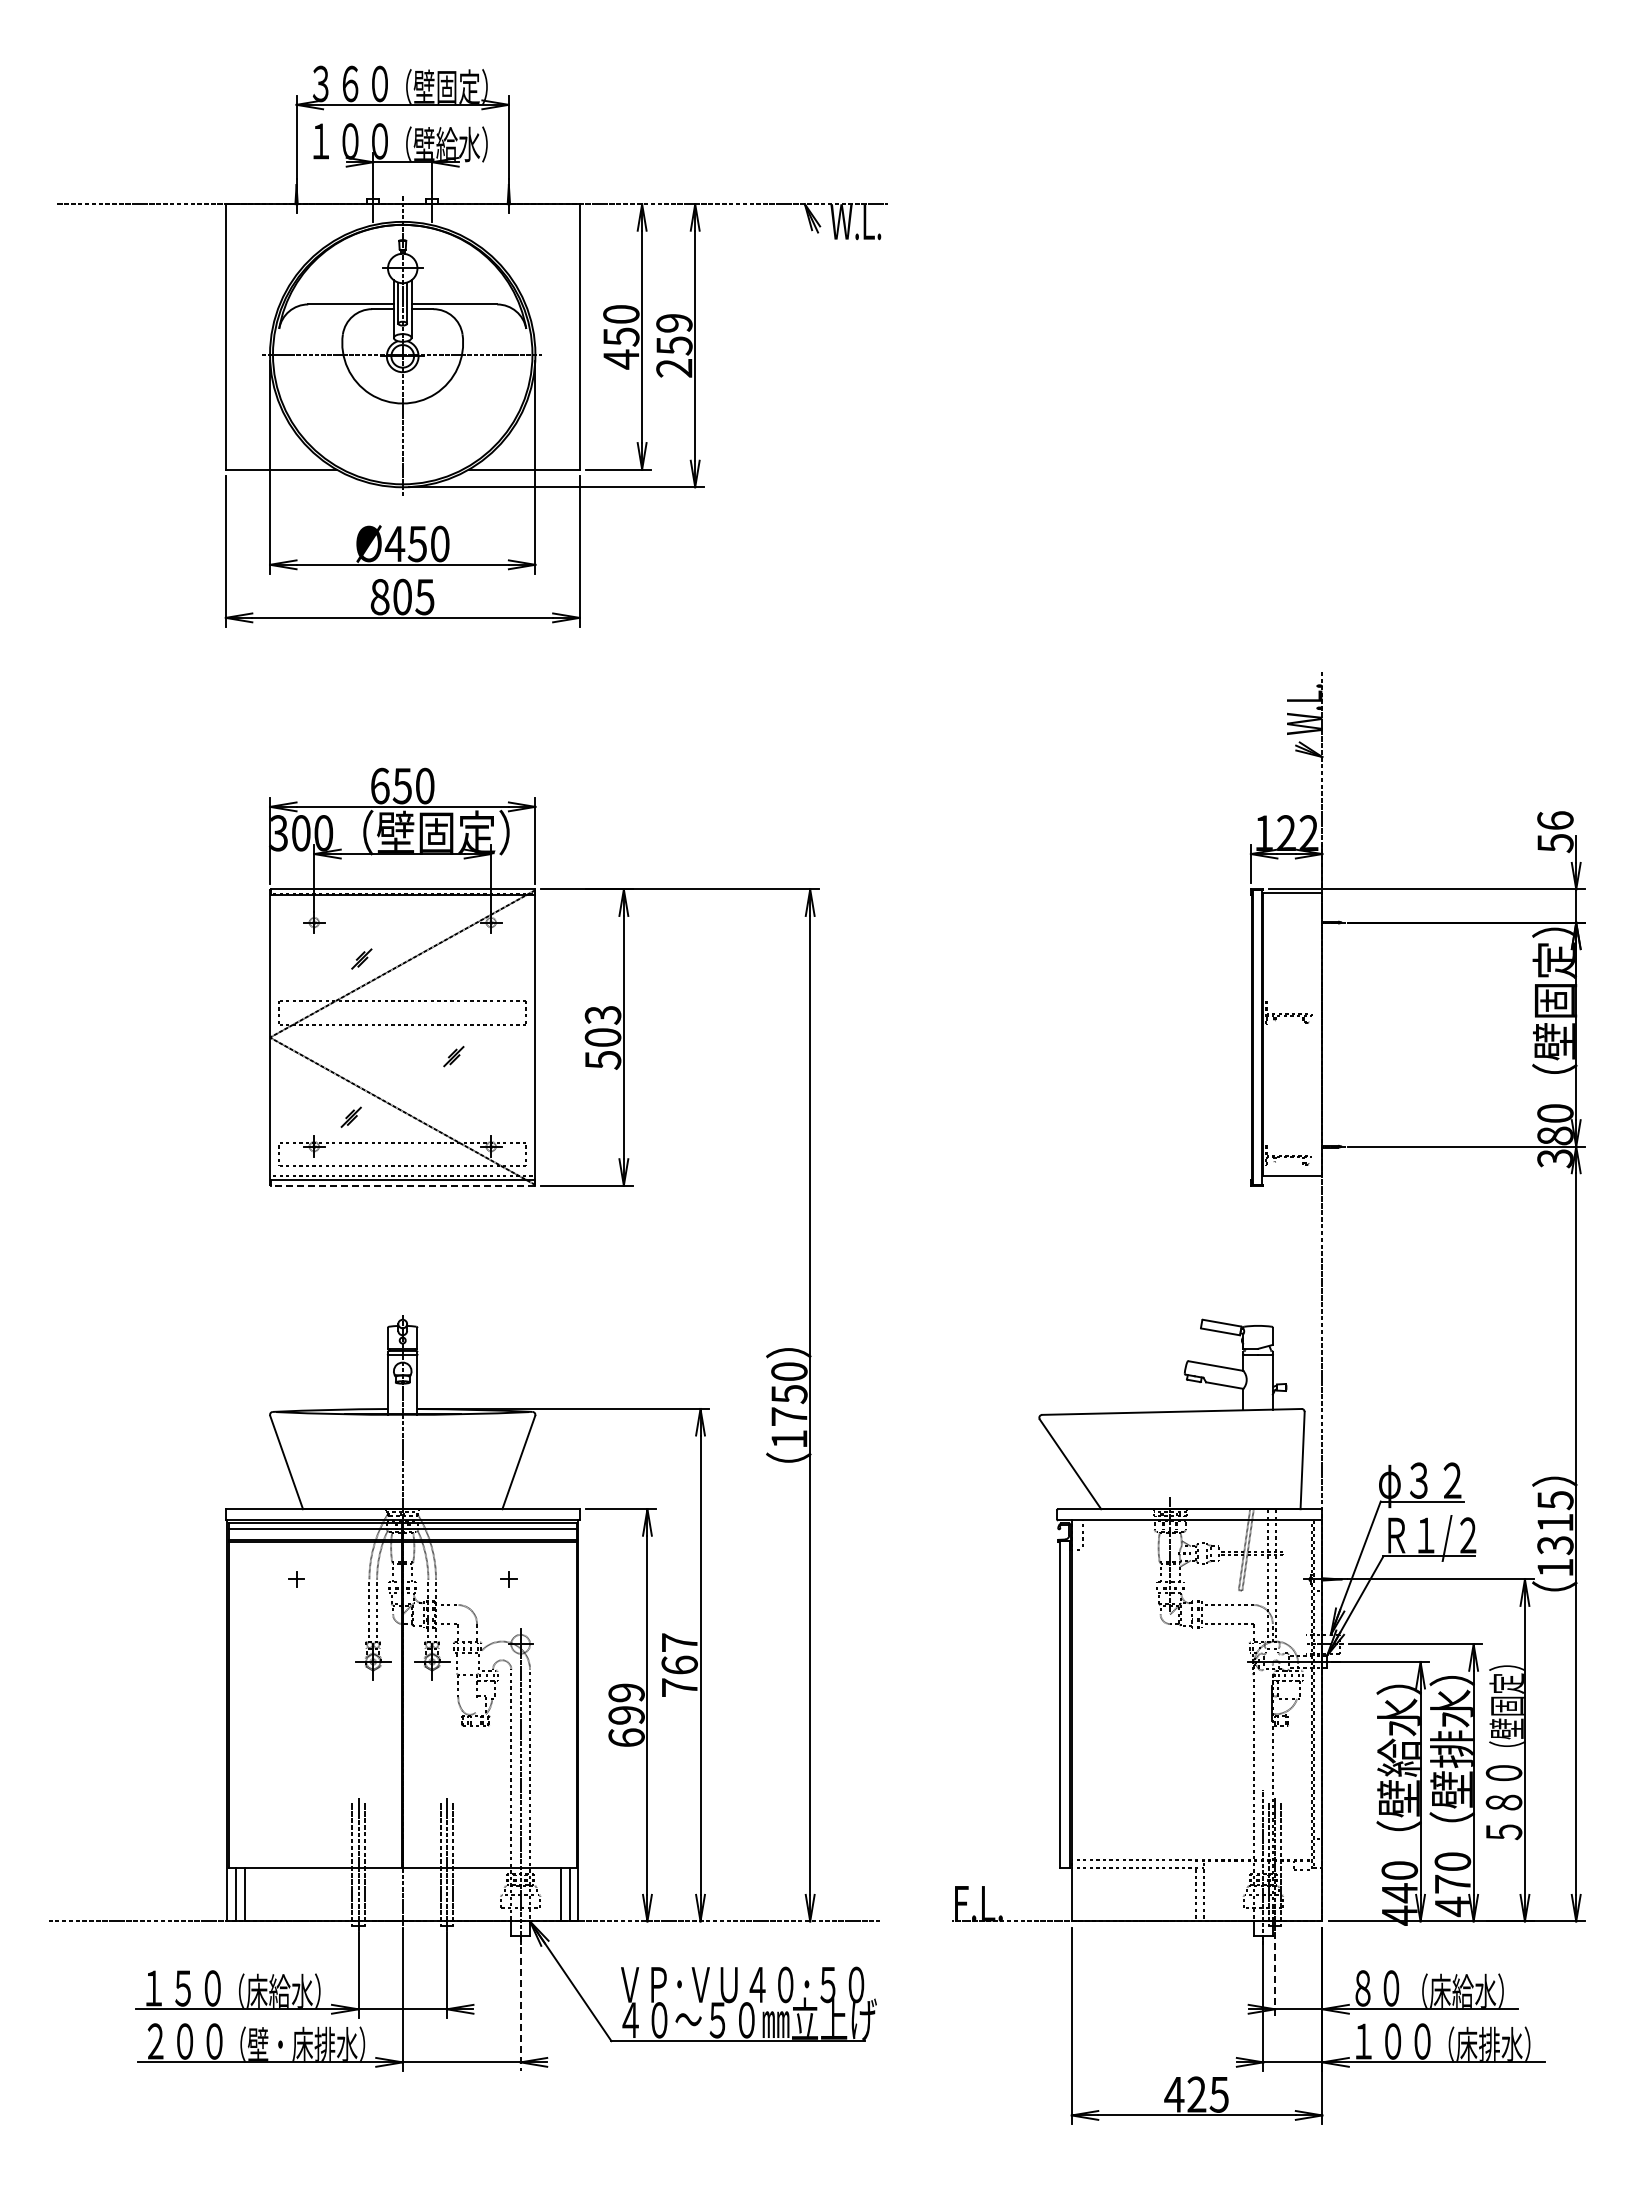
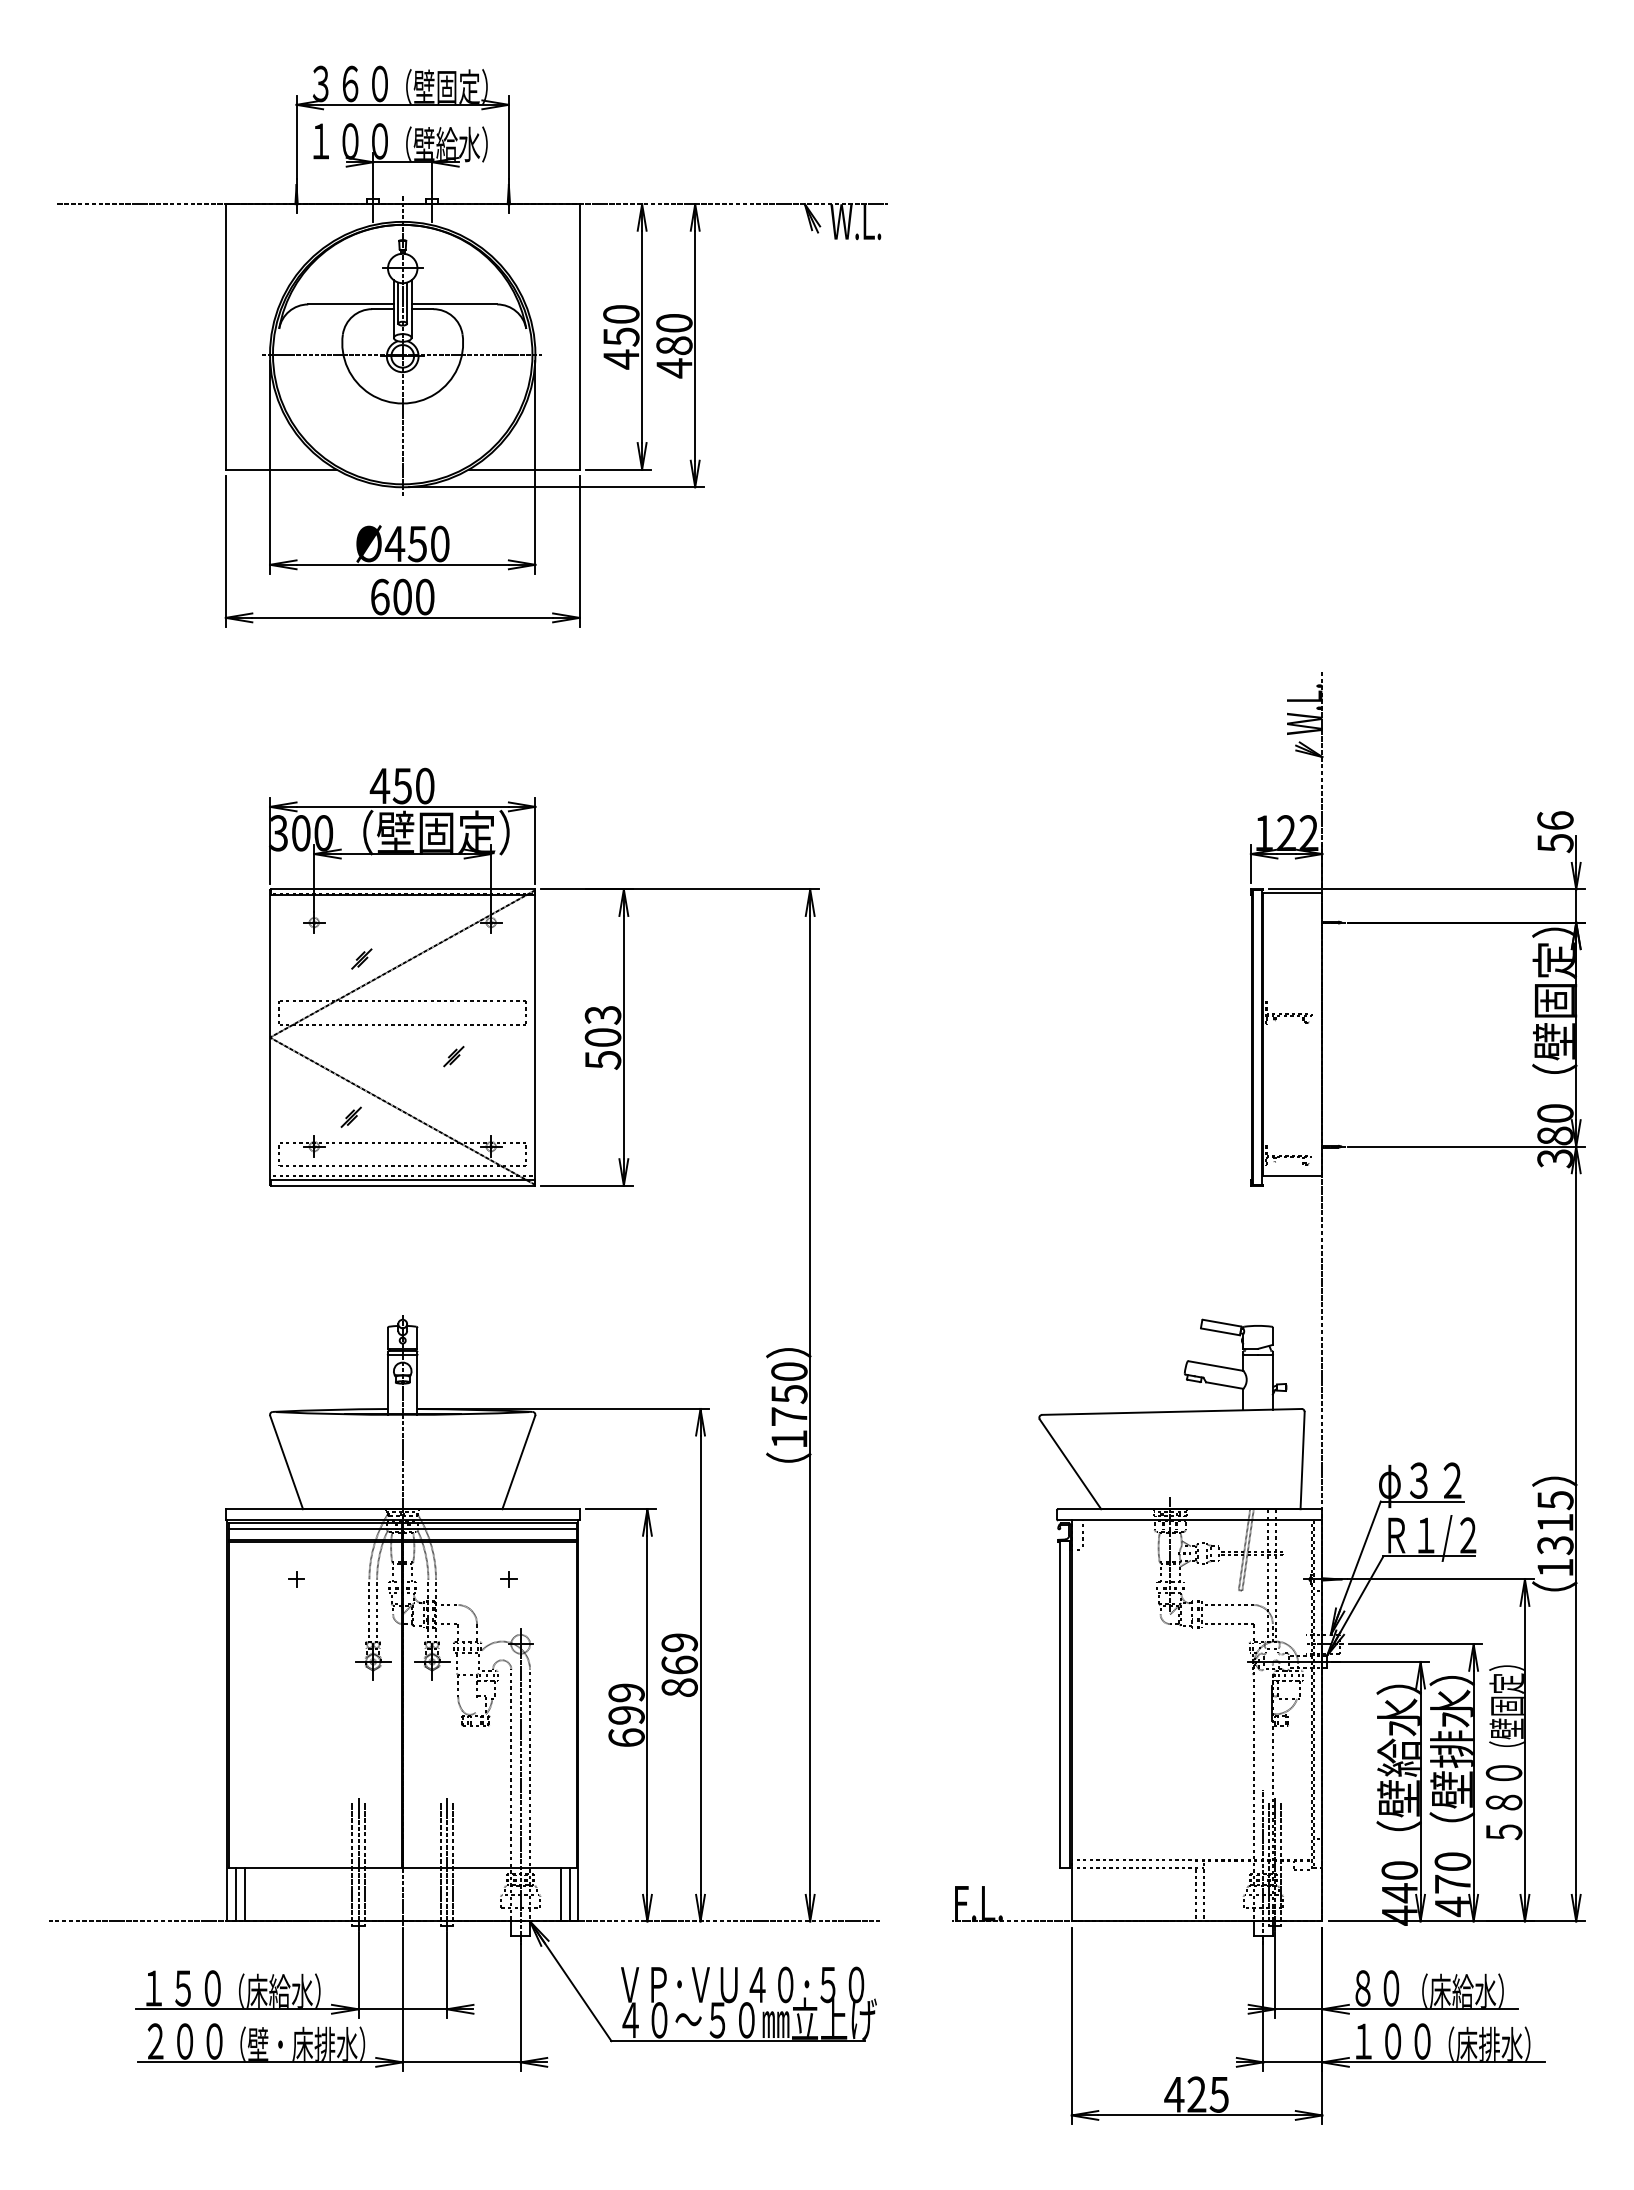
text: 259 -> 480 (674, 346)
text: 805 -> 600 (402, 596)
text: 650 -> 450 (379, 785)
line: dashed -> solid (402, 1185)
text: 767 -> 869 (679, 1664)
line: dashed -> solid (1275, 1975)
line: dashed -> solid (520, 2003)
